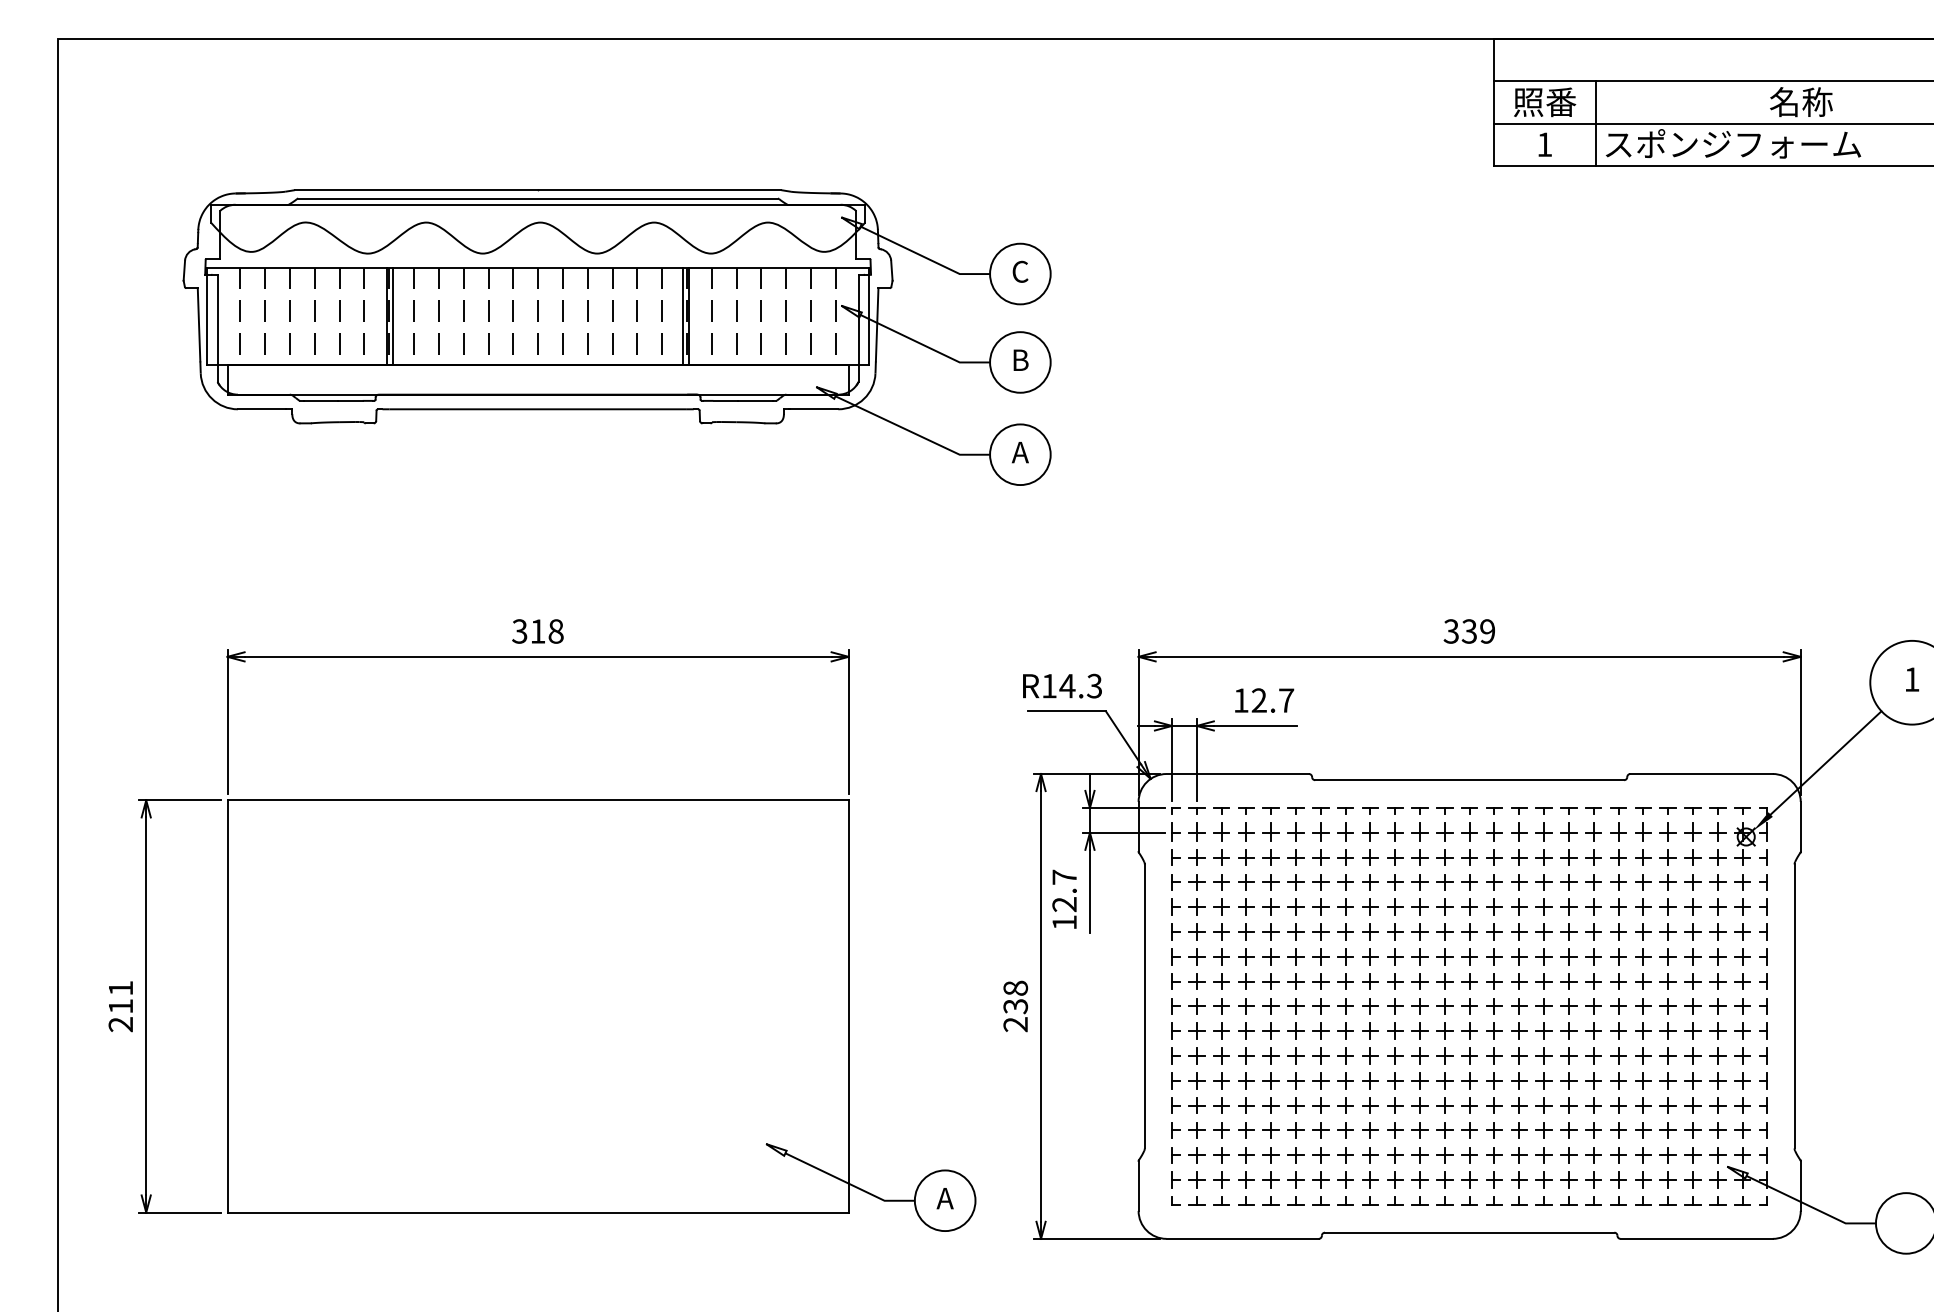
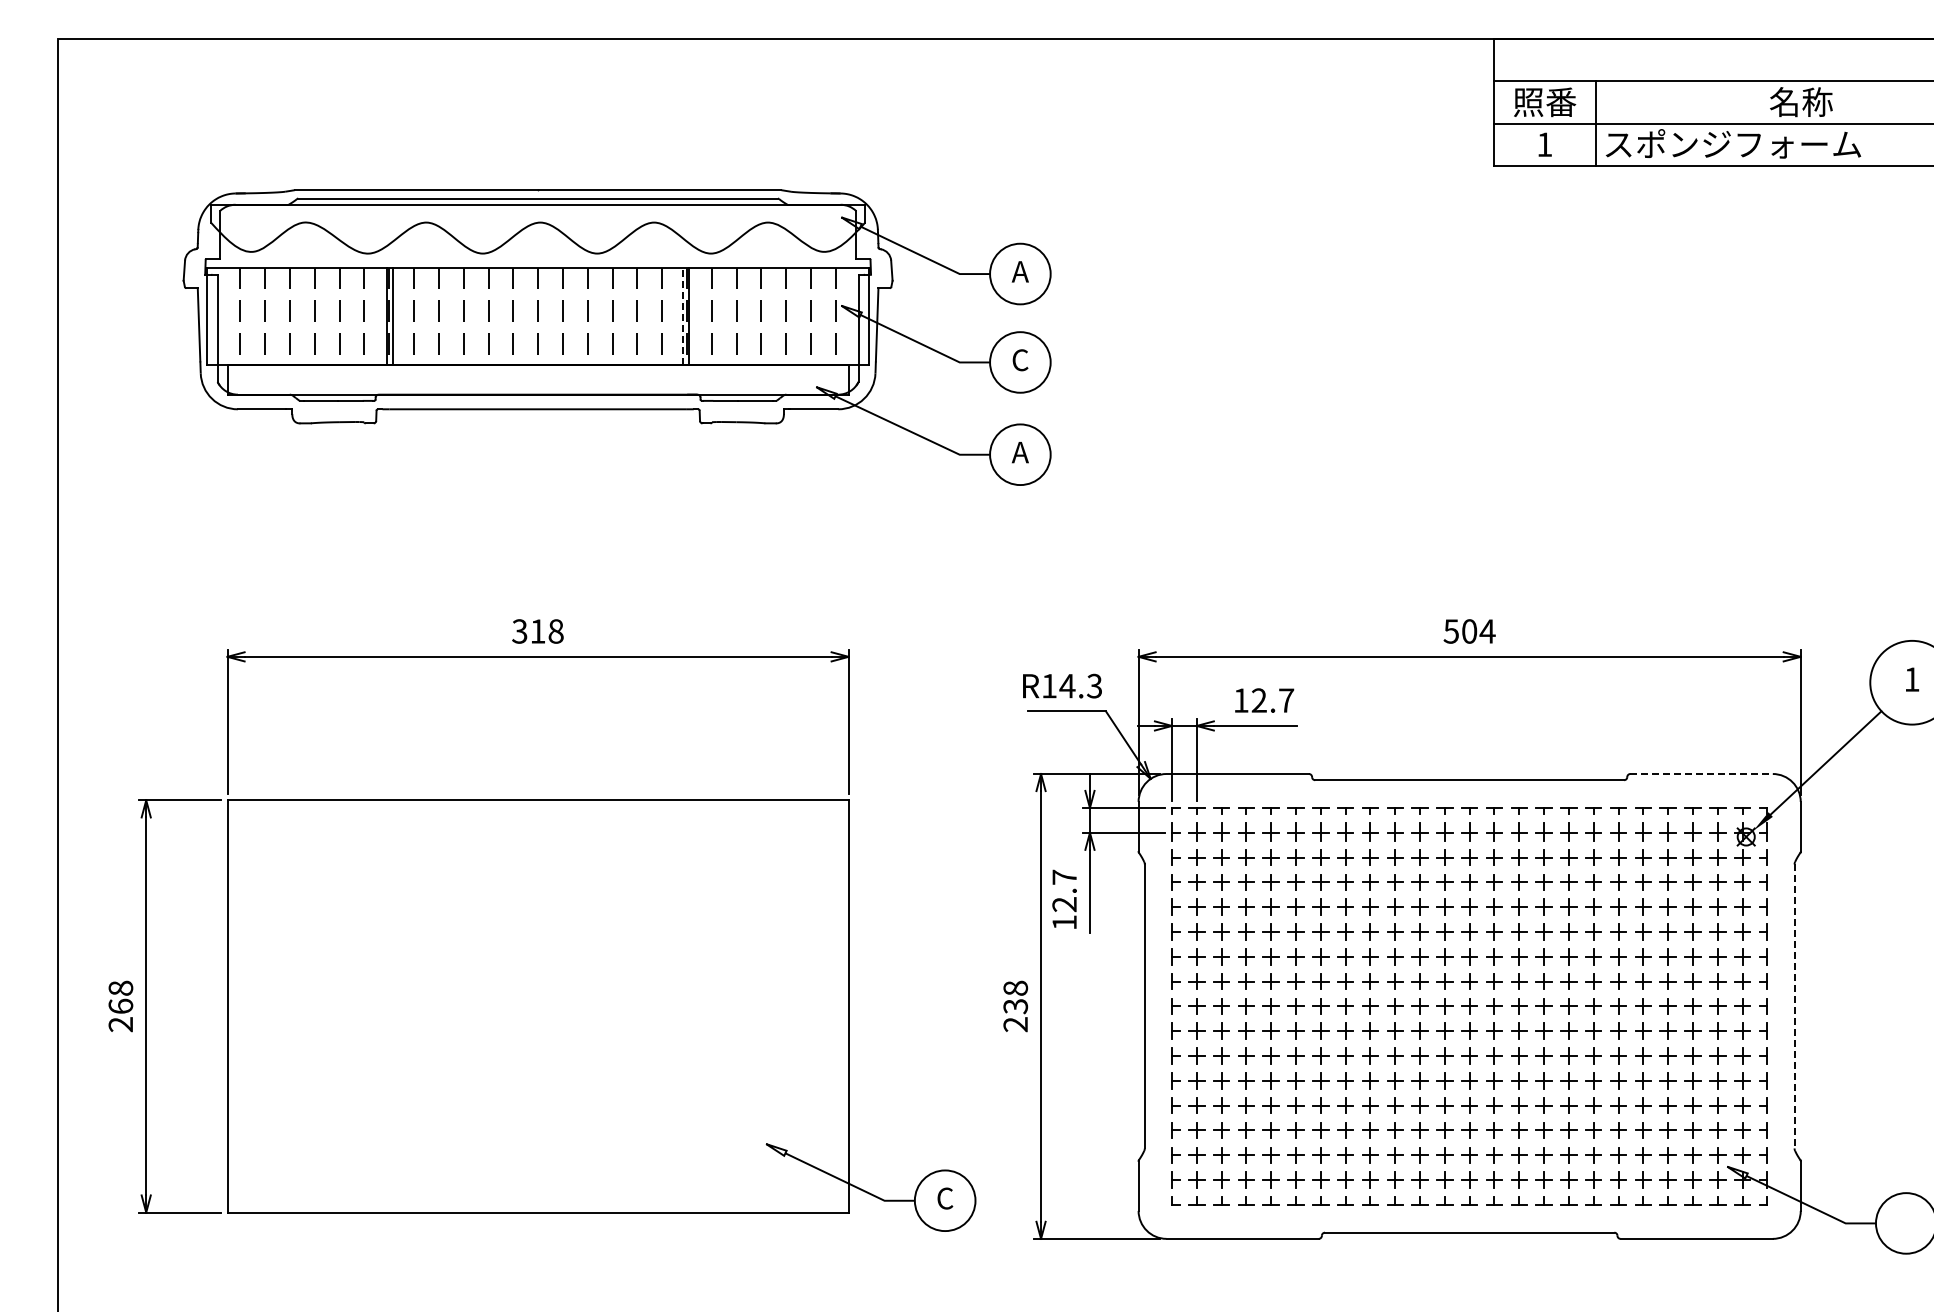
text: C -> A (1019, 271)
line: solid -> dashed (682, 316)
text: B -> C (1020, 360)
text: 339 -> 504 (1469, 631)
line: solid -> dashed (1702, 774)
text: 211 -> 268 (120, 996)
line: solid -> dashed (1794, 1006)
text: A -> C (944, 1198)
